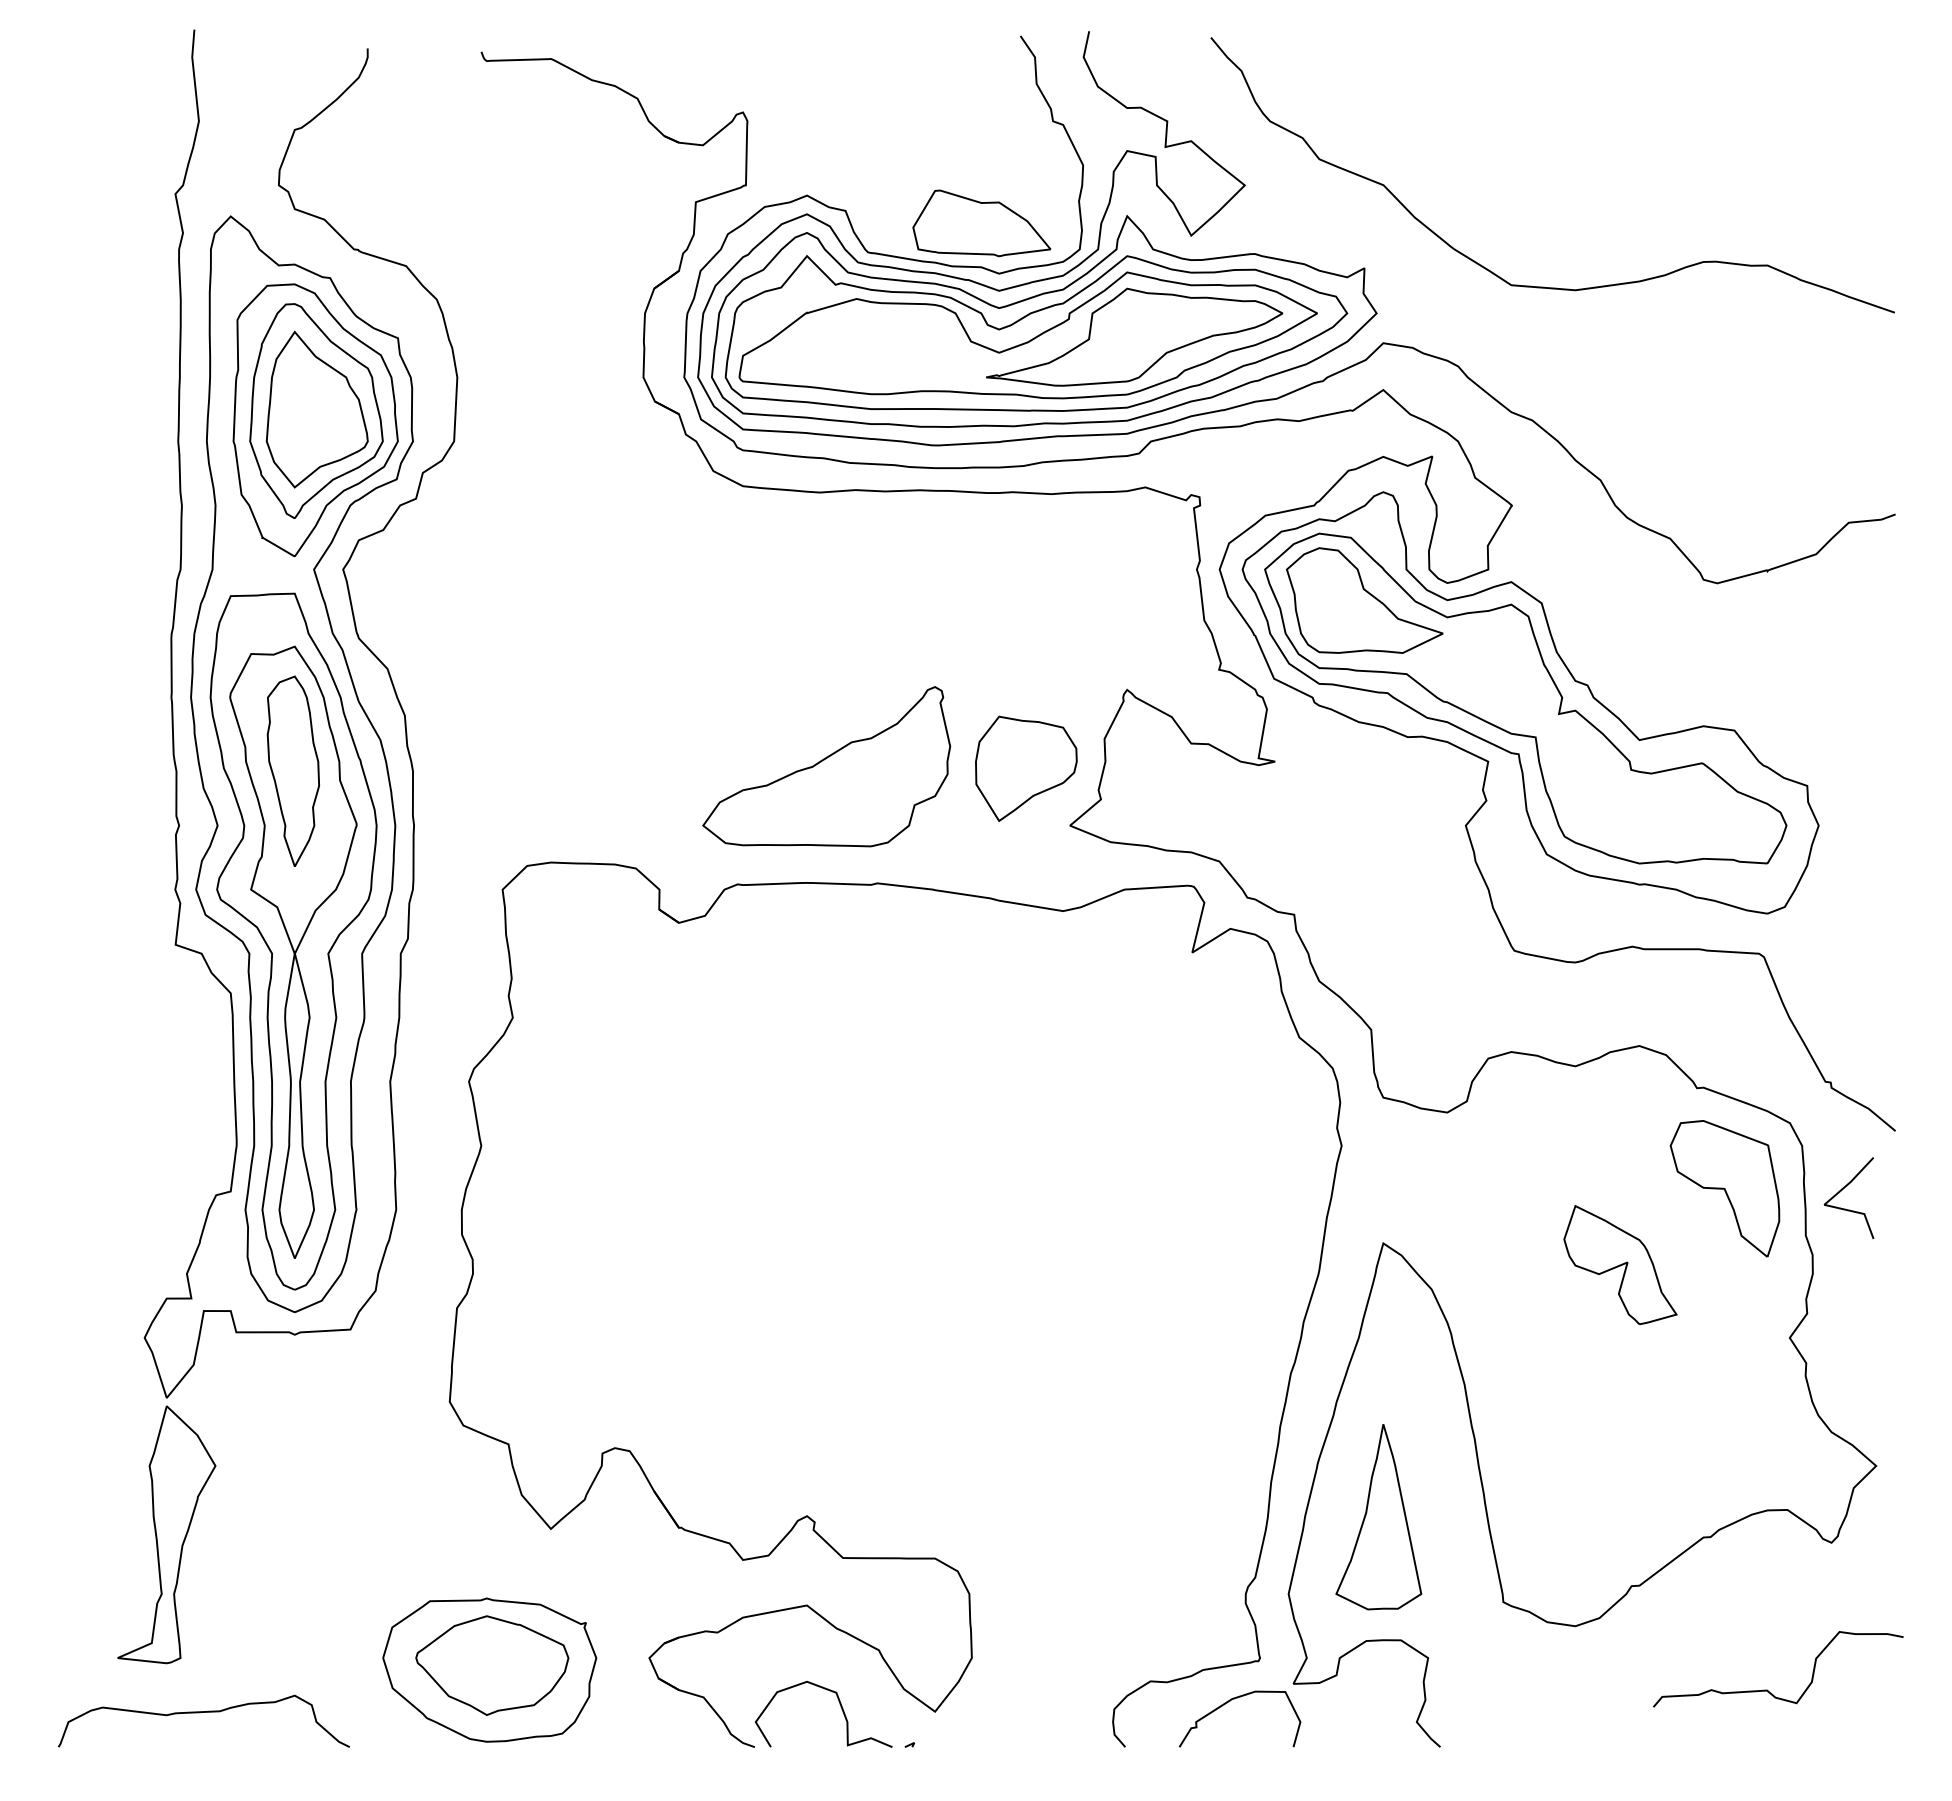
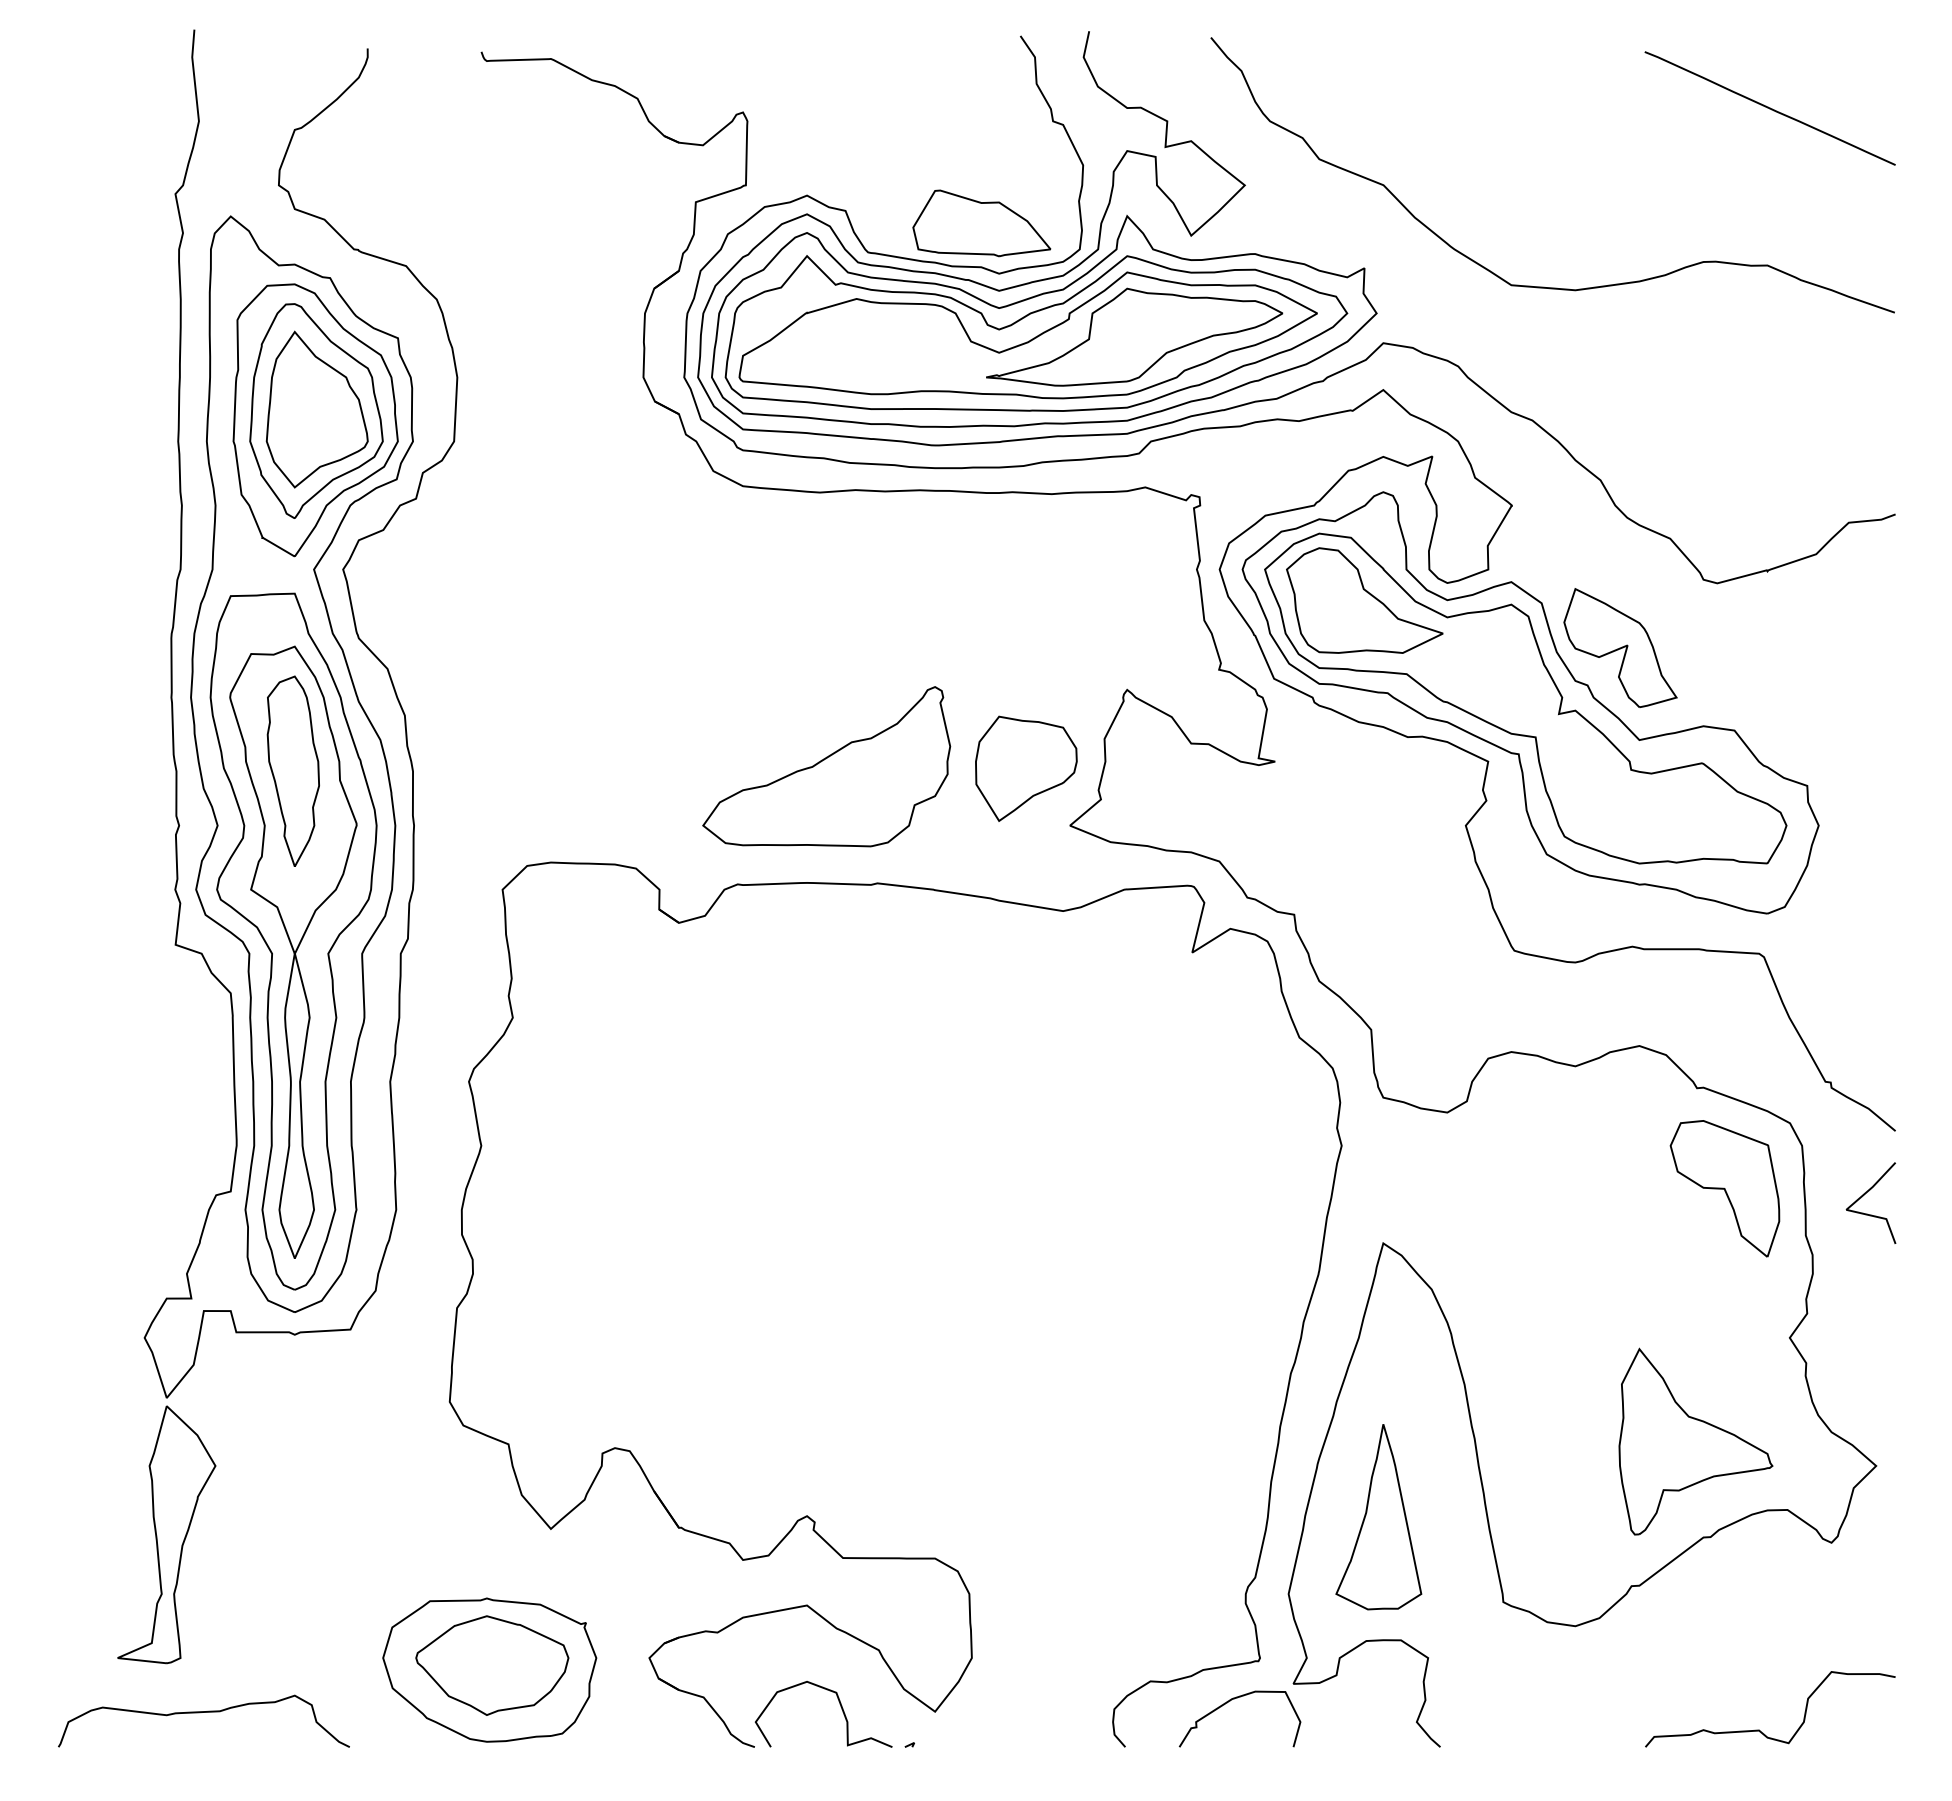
line: none -> present (1769, 108)
line position: (1842, 1190) -> (1864, 1195) (1864, 1195)
part position: (1620, 1264) -> (1620, 647) (1620, 647)
part: none -> present (1695, 1441)
curve position: (1767, 1689) -> (1759, 1729) (1759, 1729)
